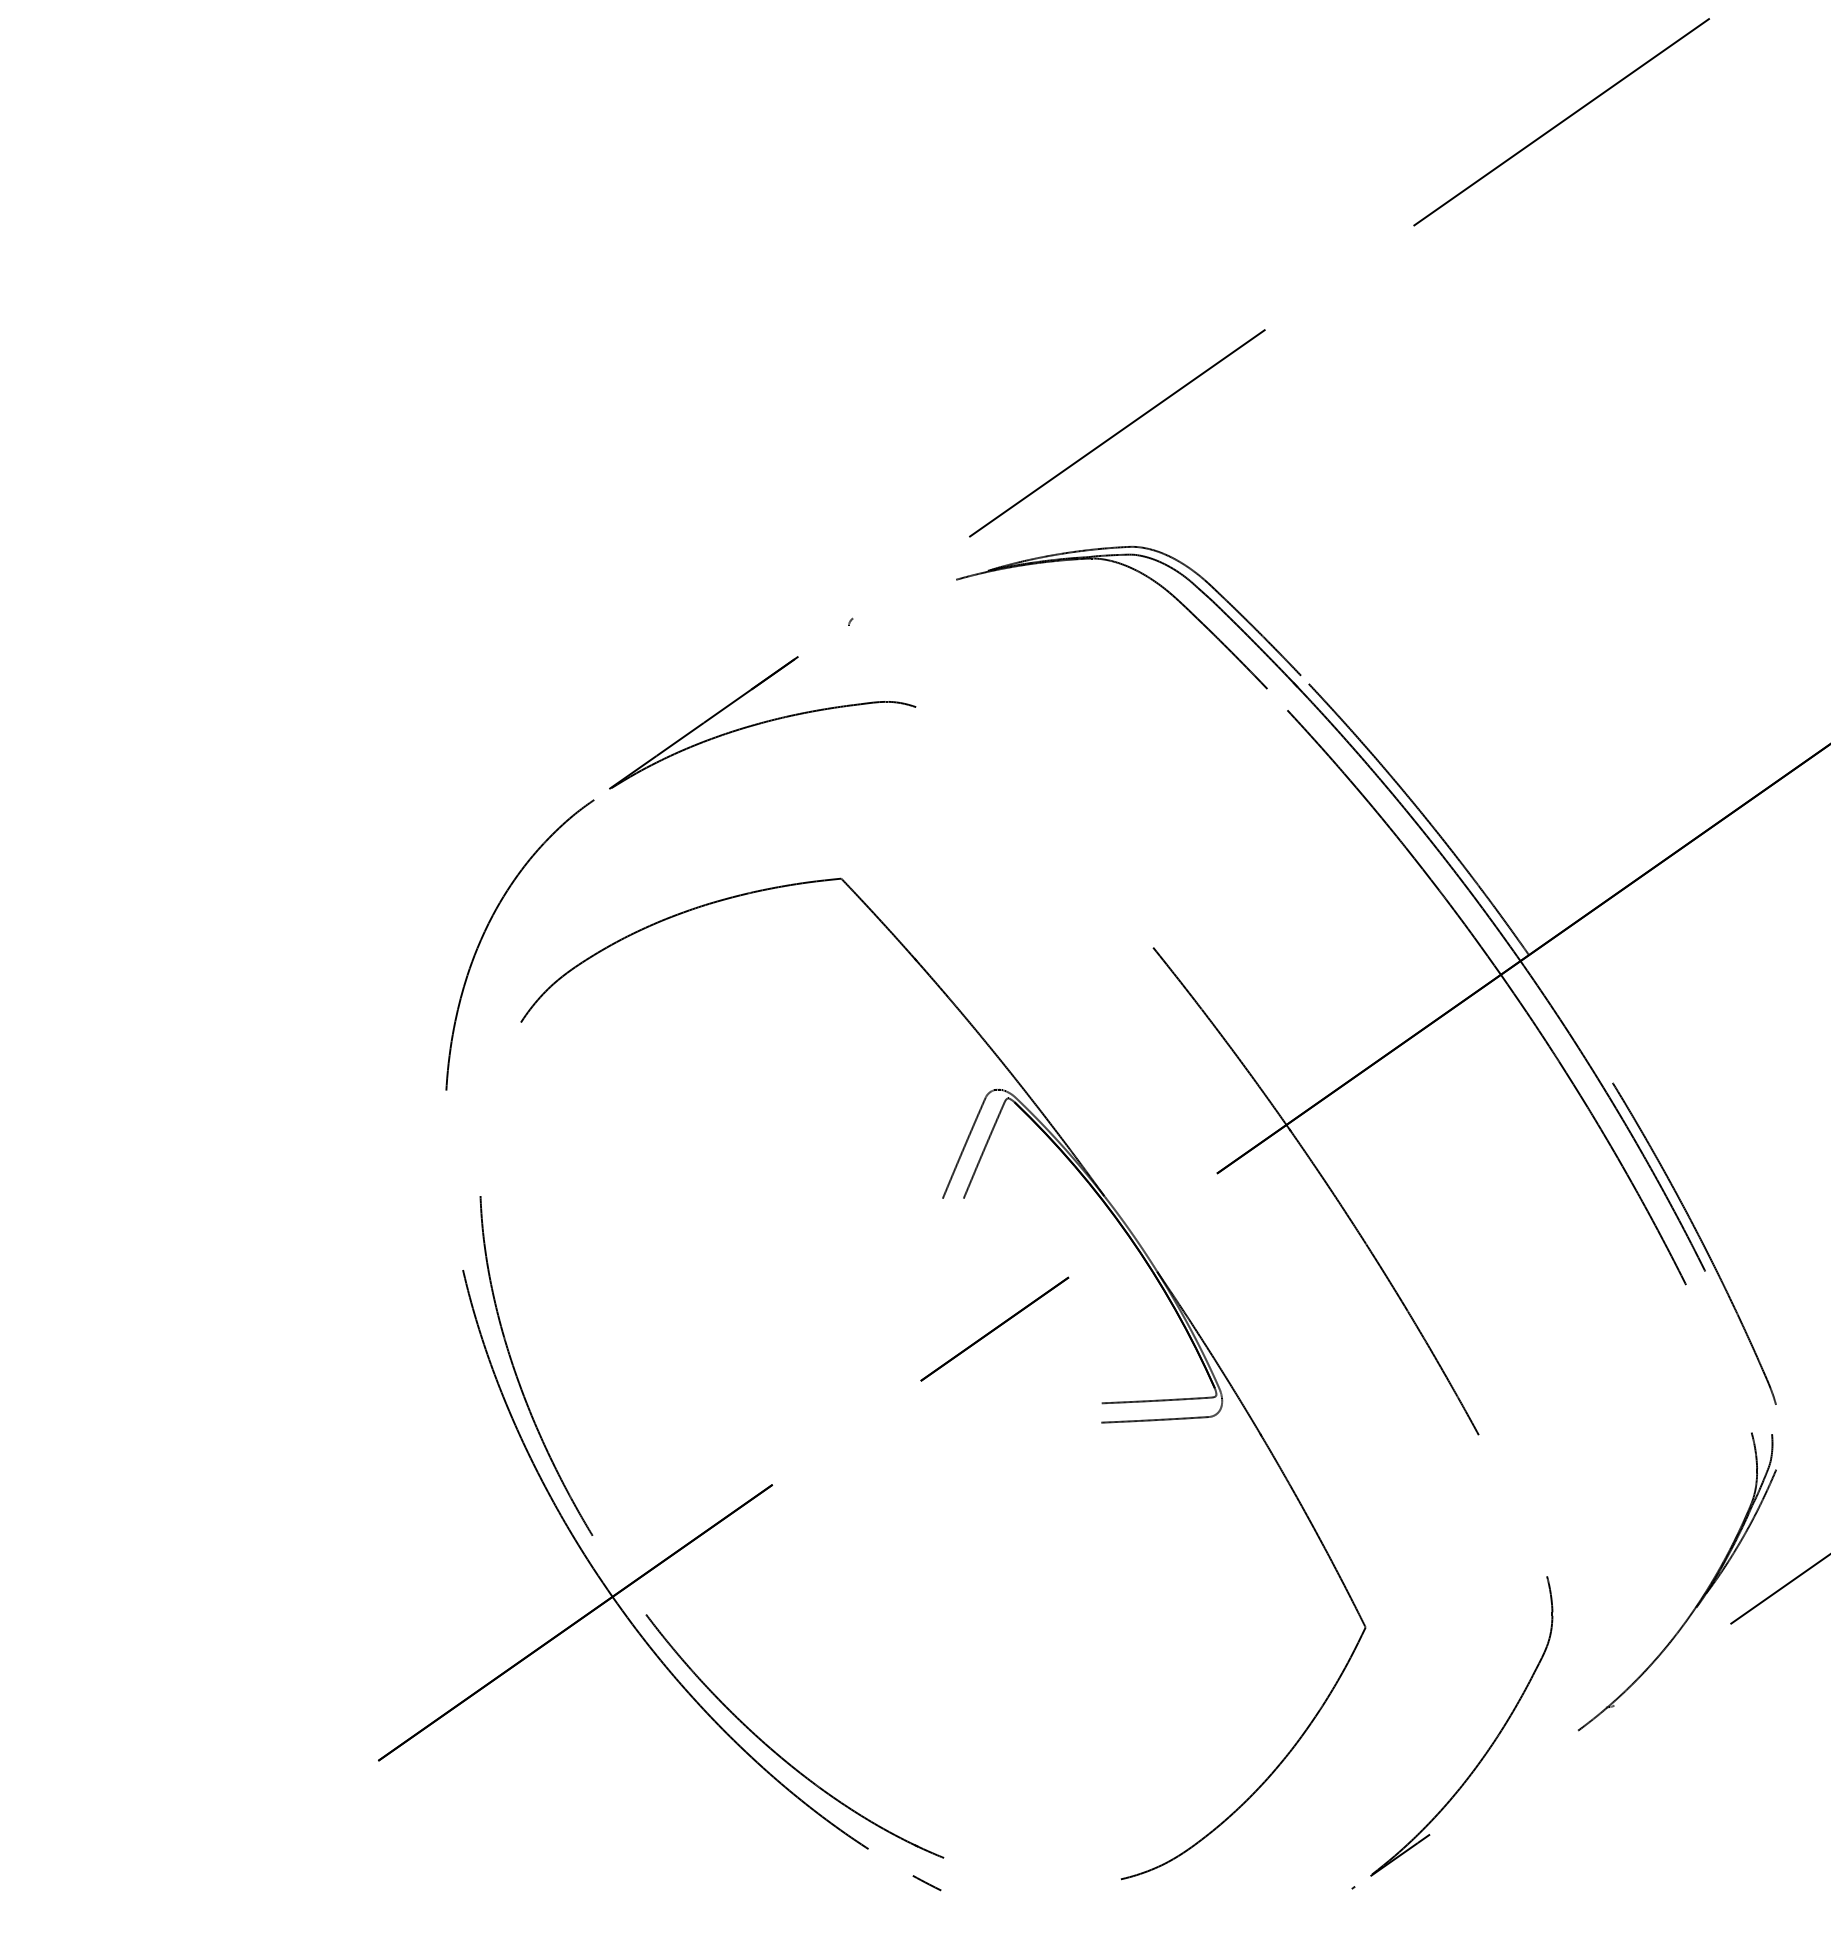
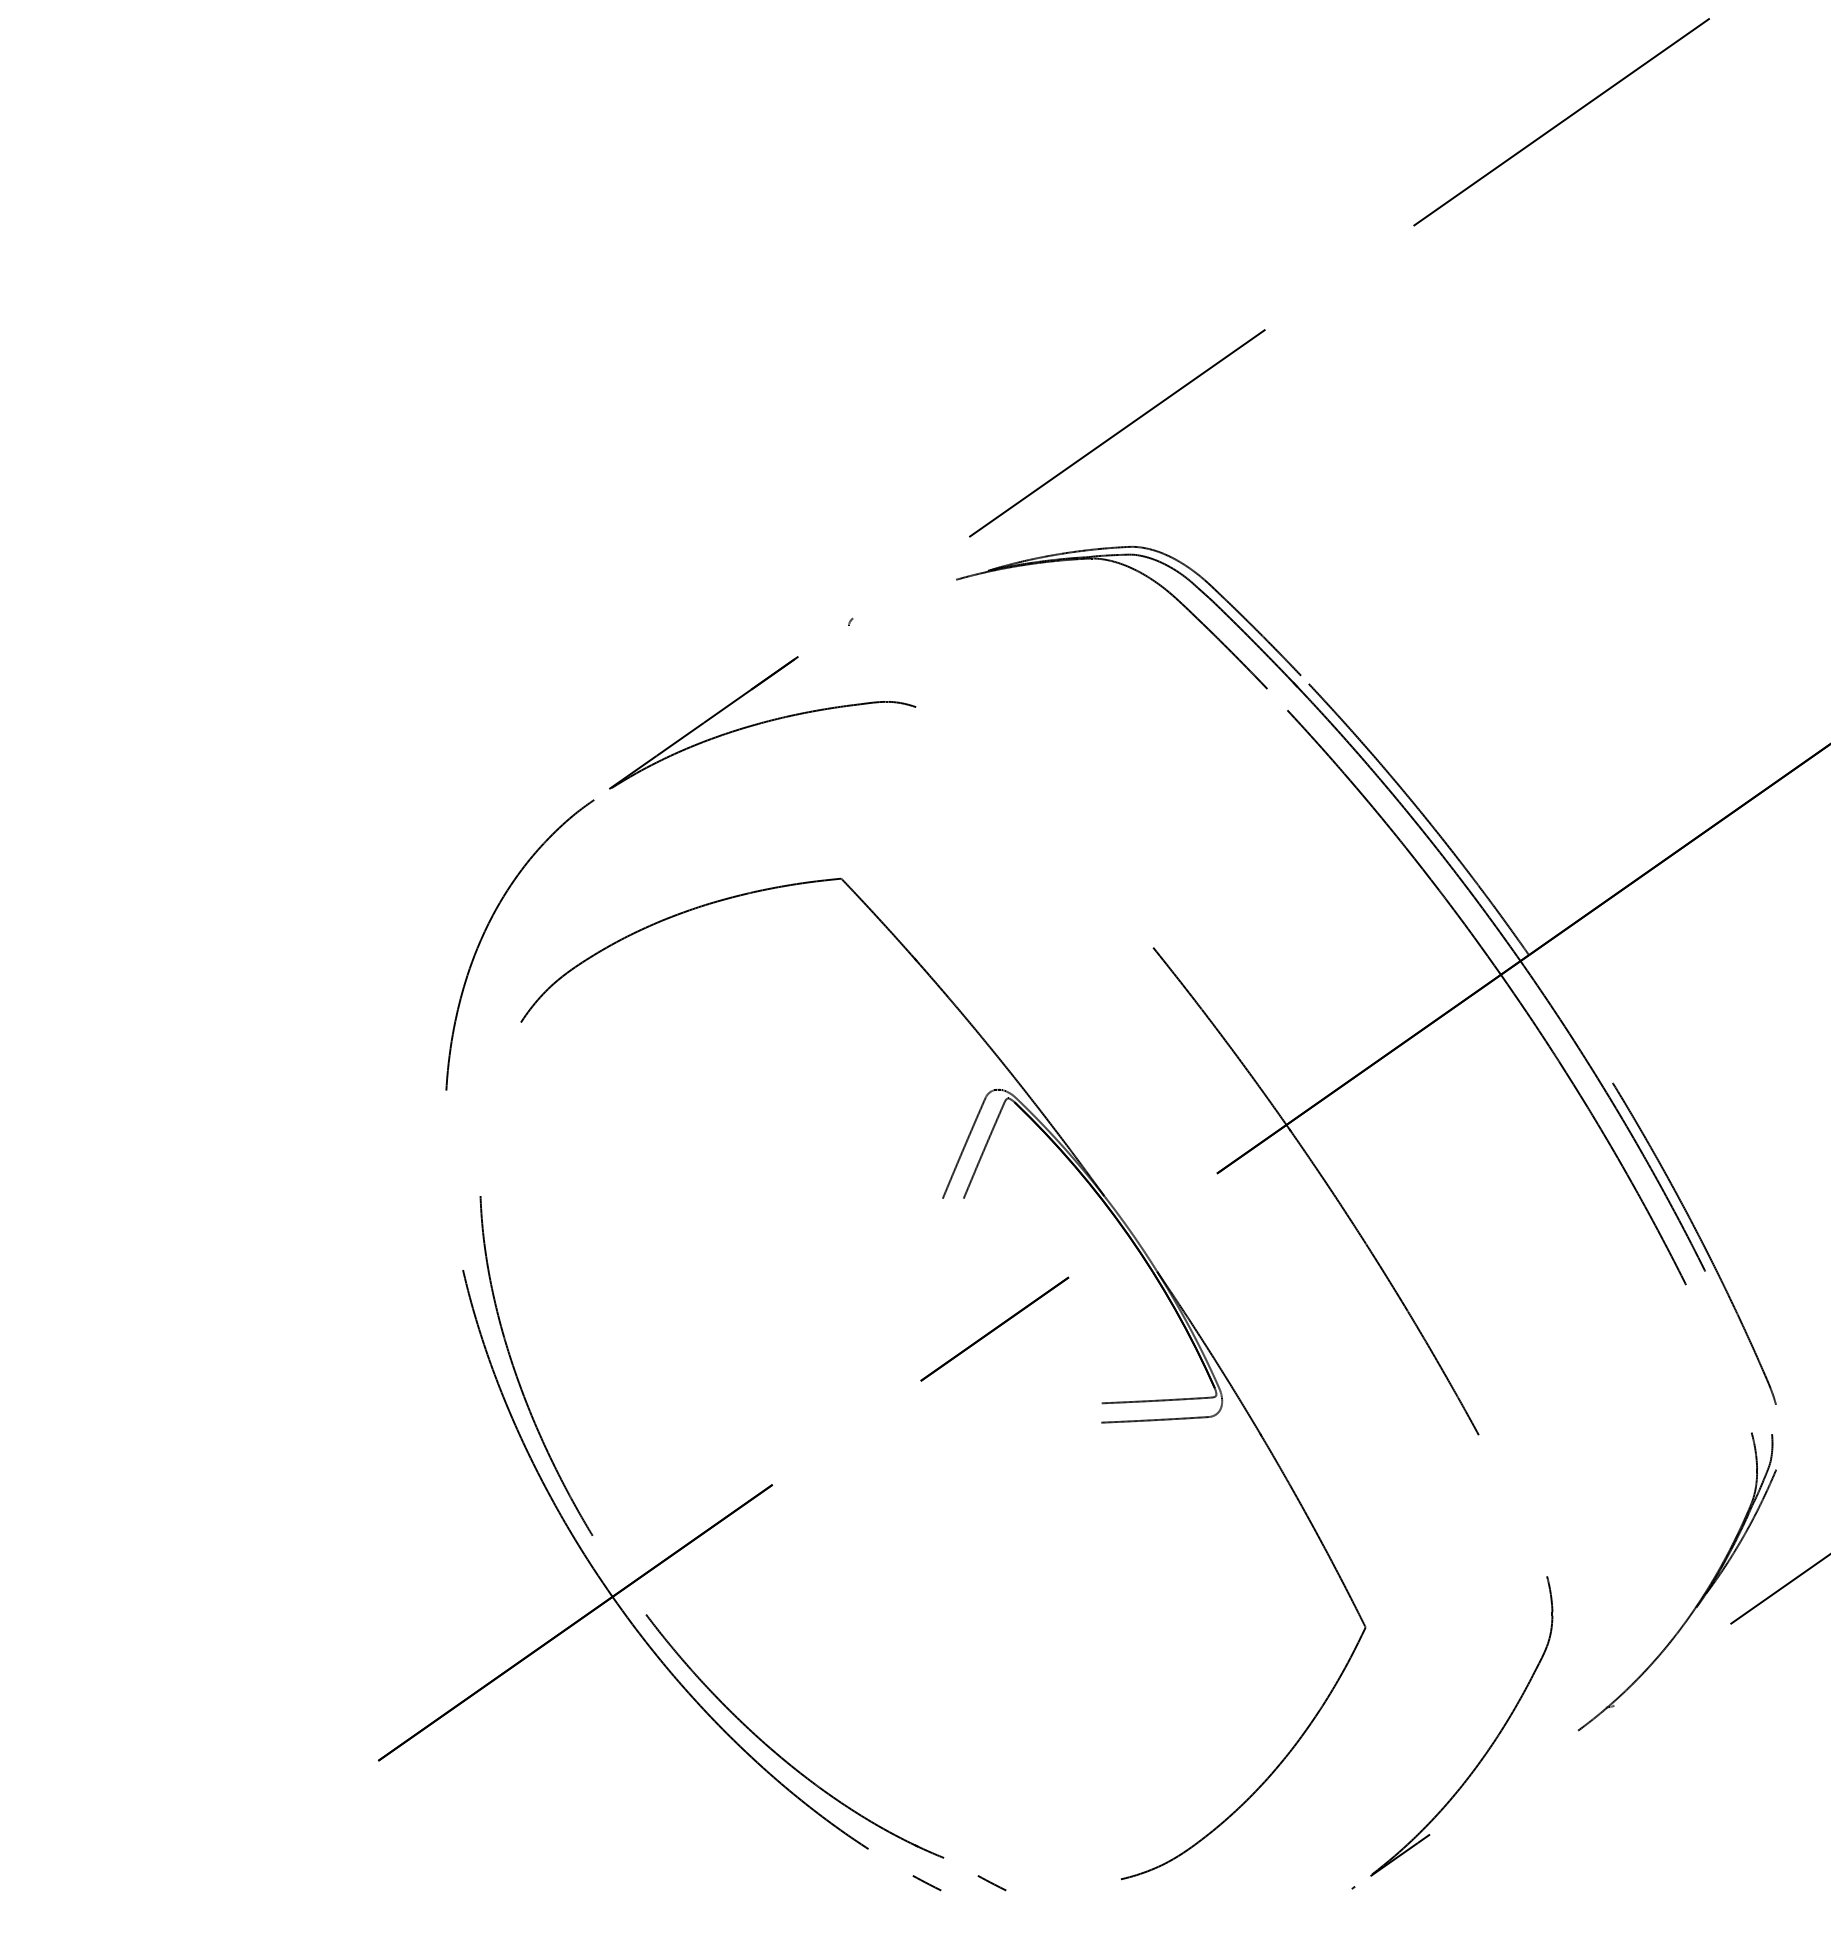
line: none -> present (991, 1883)
